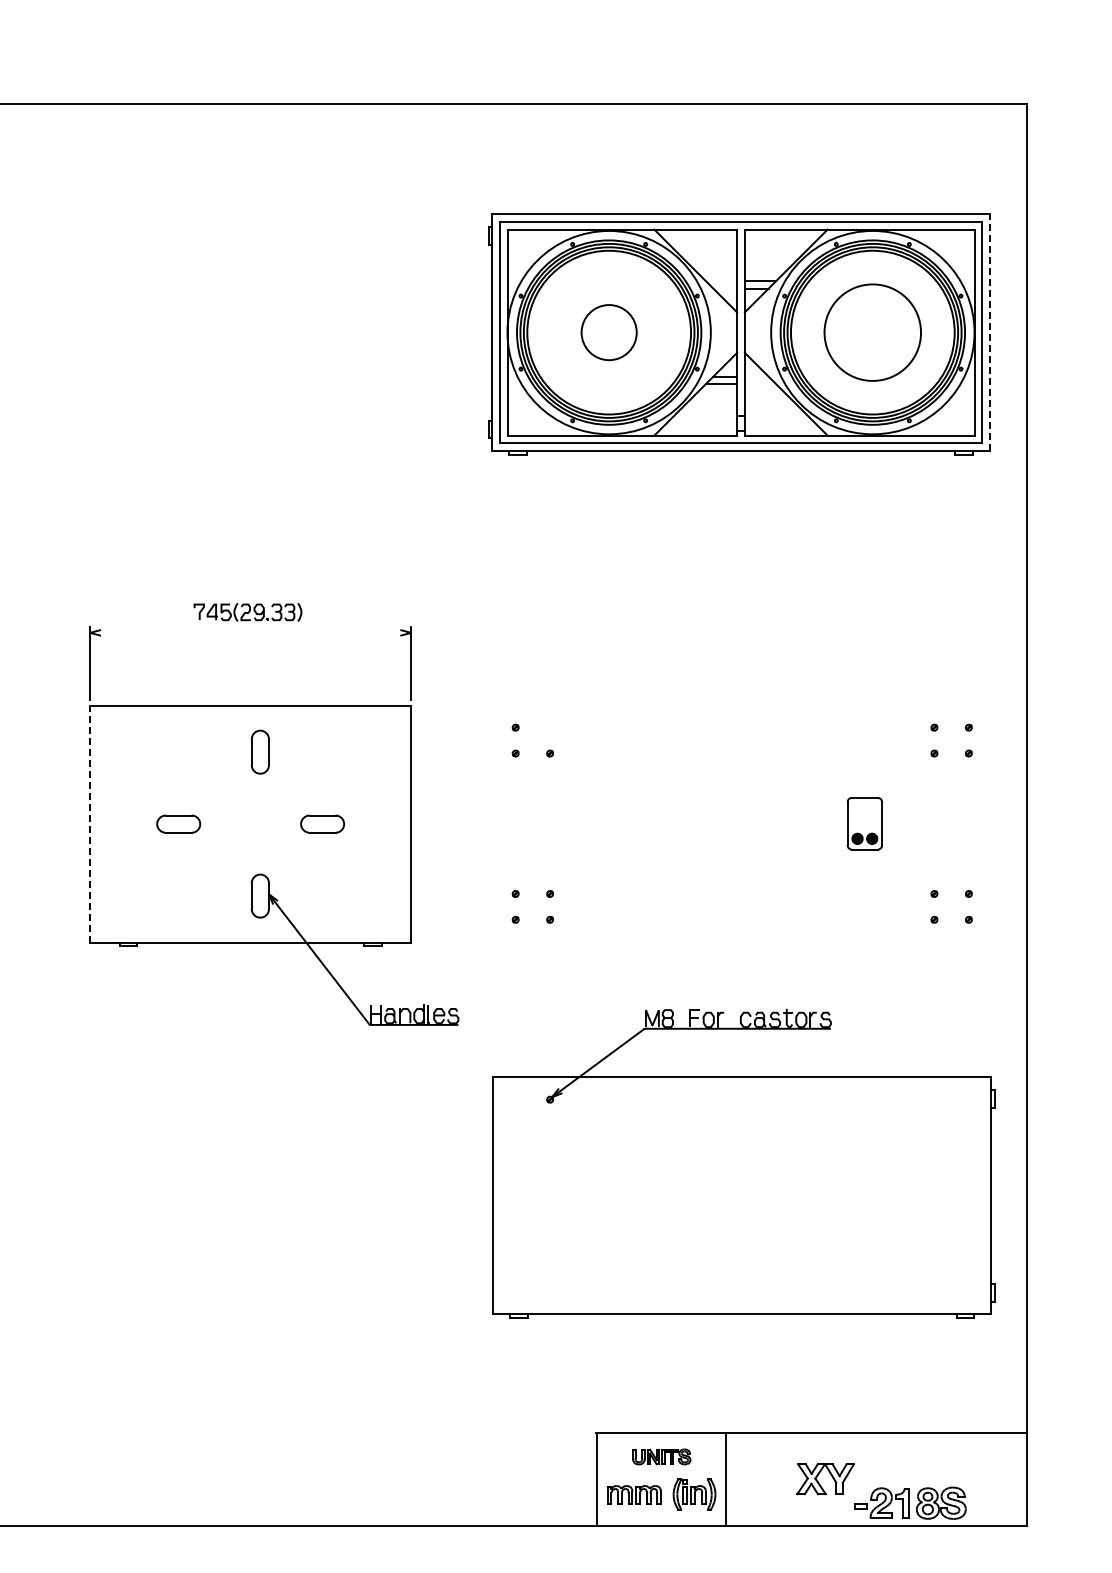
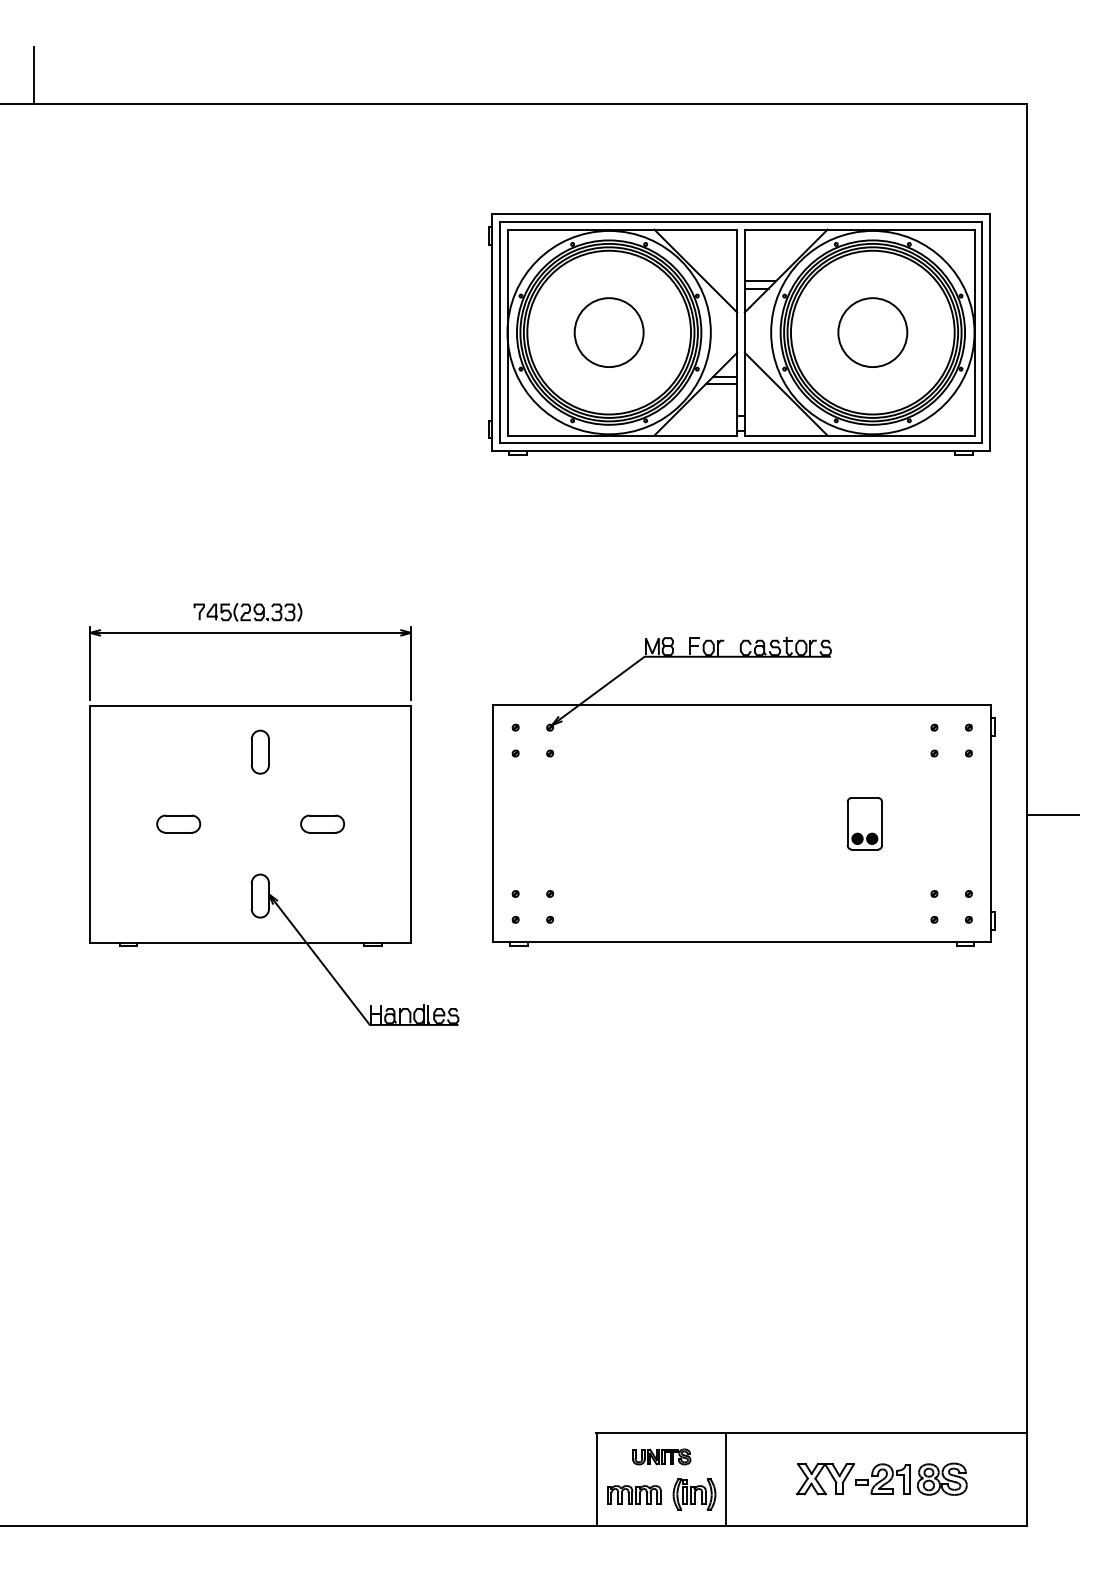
line: none -> present (34, 75)
circle diameter: 55 px -> 69 px (608, 332)
circle size: 99x99 px -> 72x71 px (872, 332)
line: dashed -> solid (990, 332)
line: none -> present (250, 632)
line: none -> present (1052, 814)
line: dashed -> solid (90, 823)
part position: (743, 1163) -> (743, 791) (743, 791)
part position: (910, 1502) -> (911, 1478) (911, 1478)
